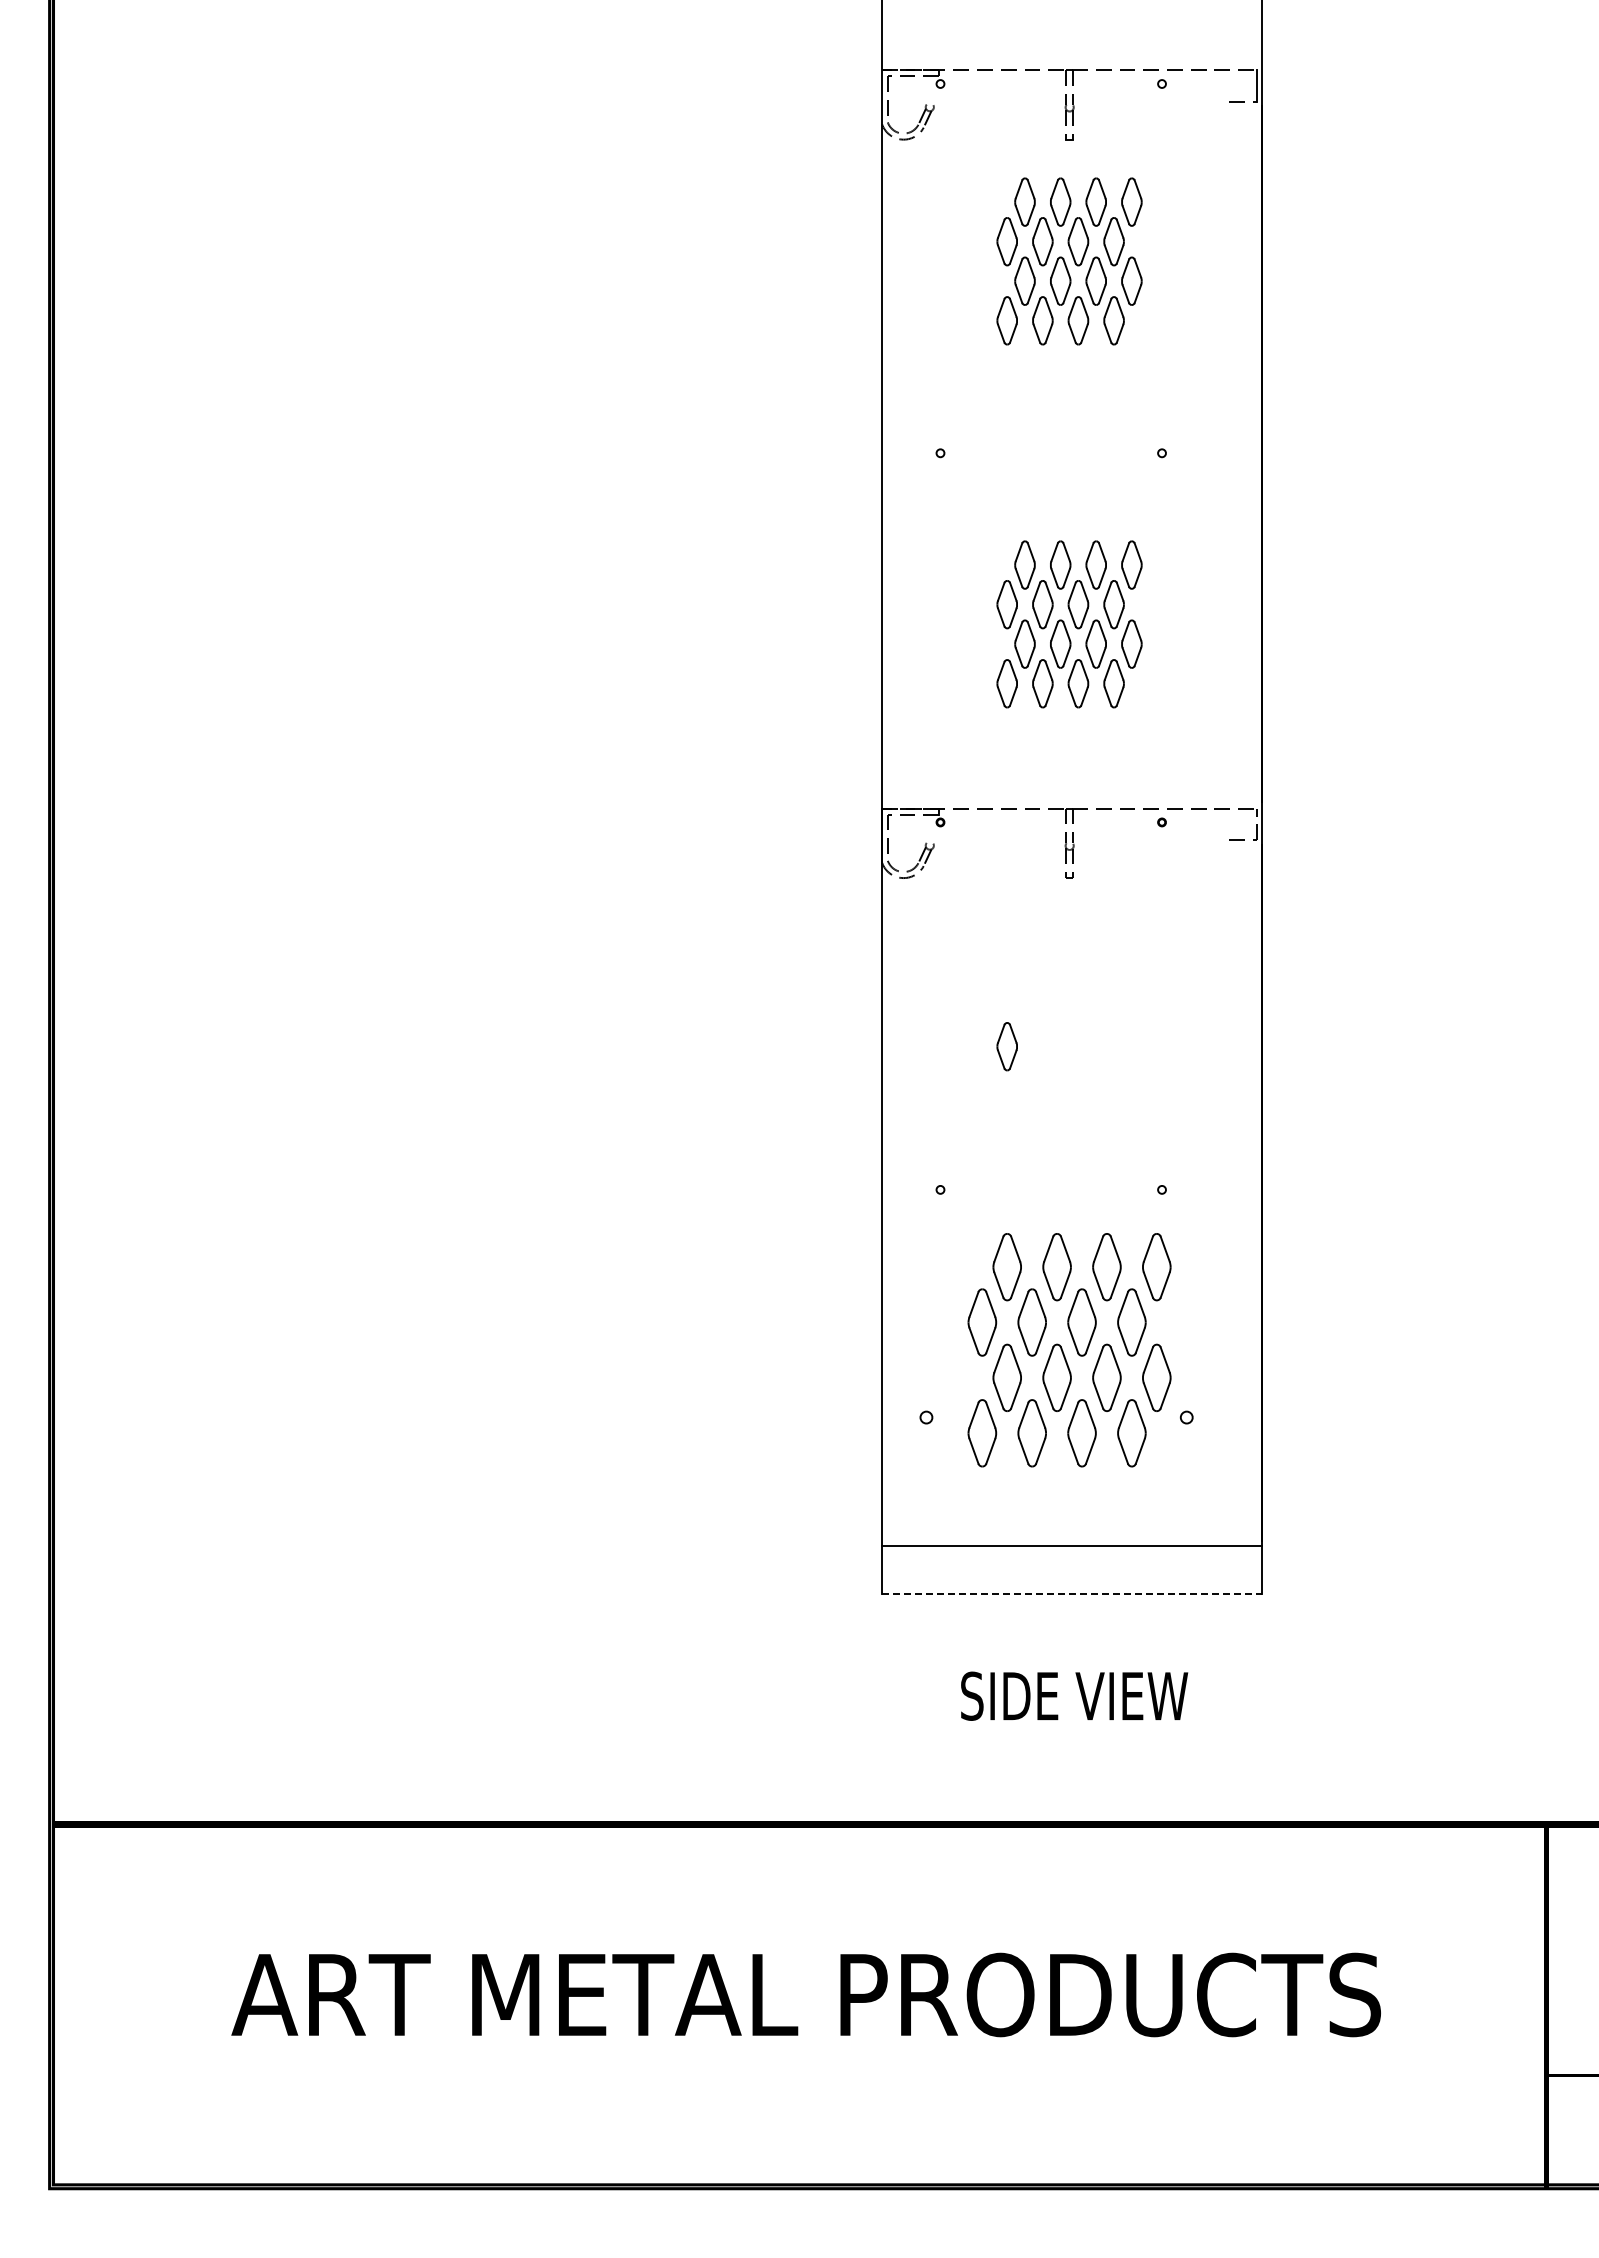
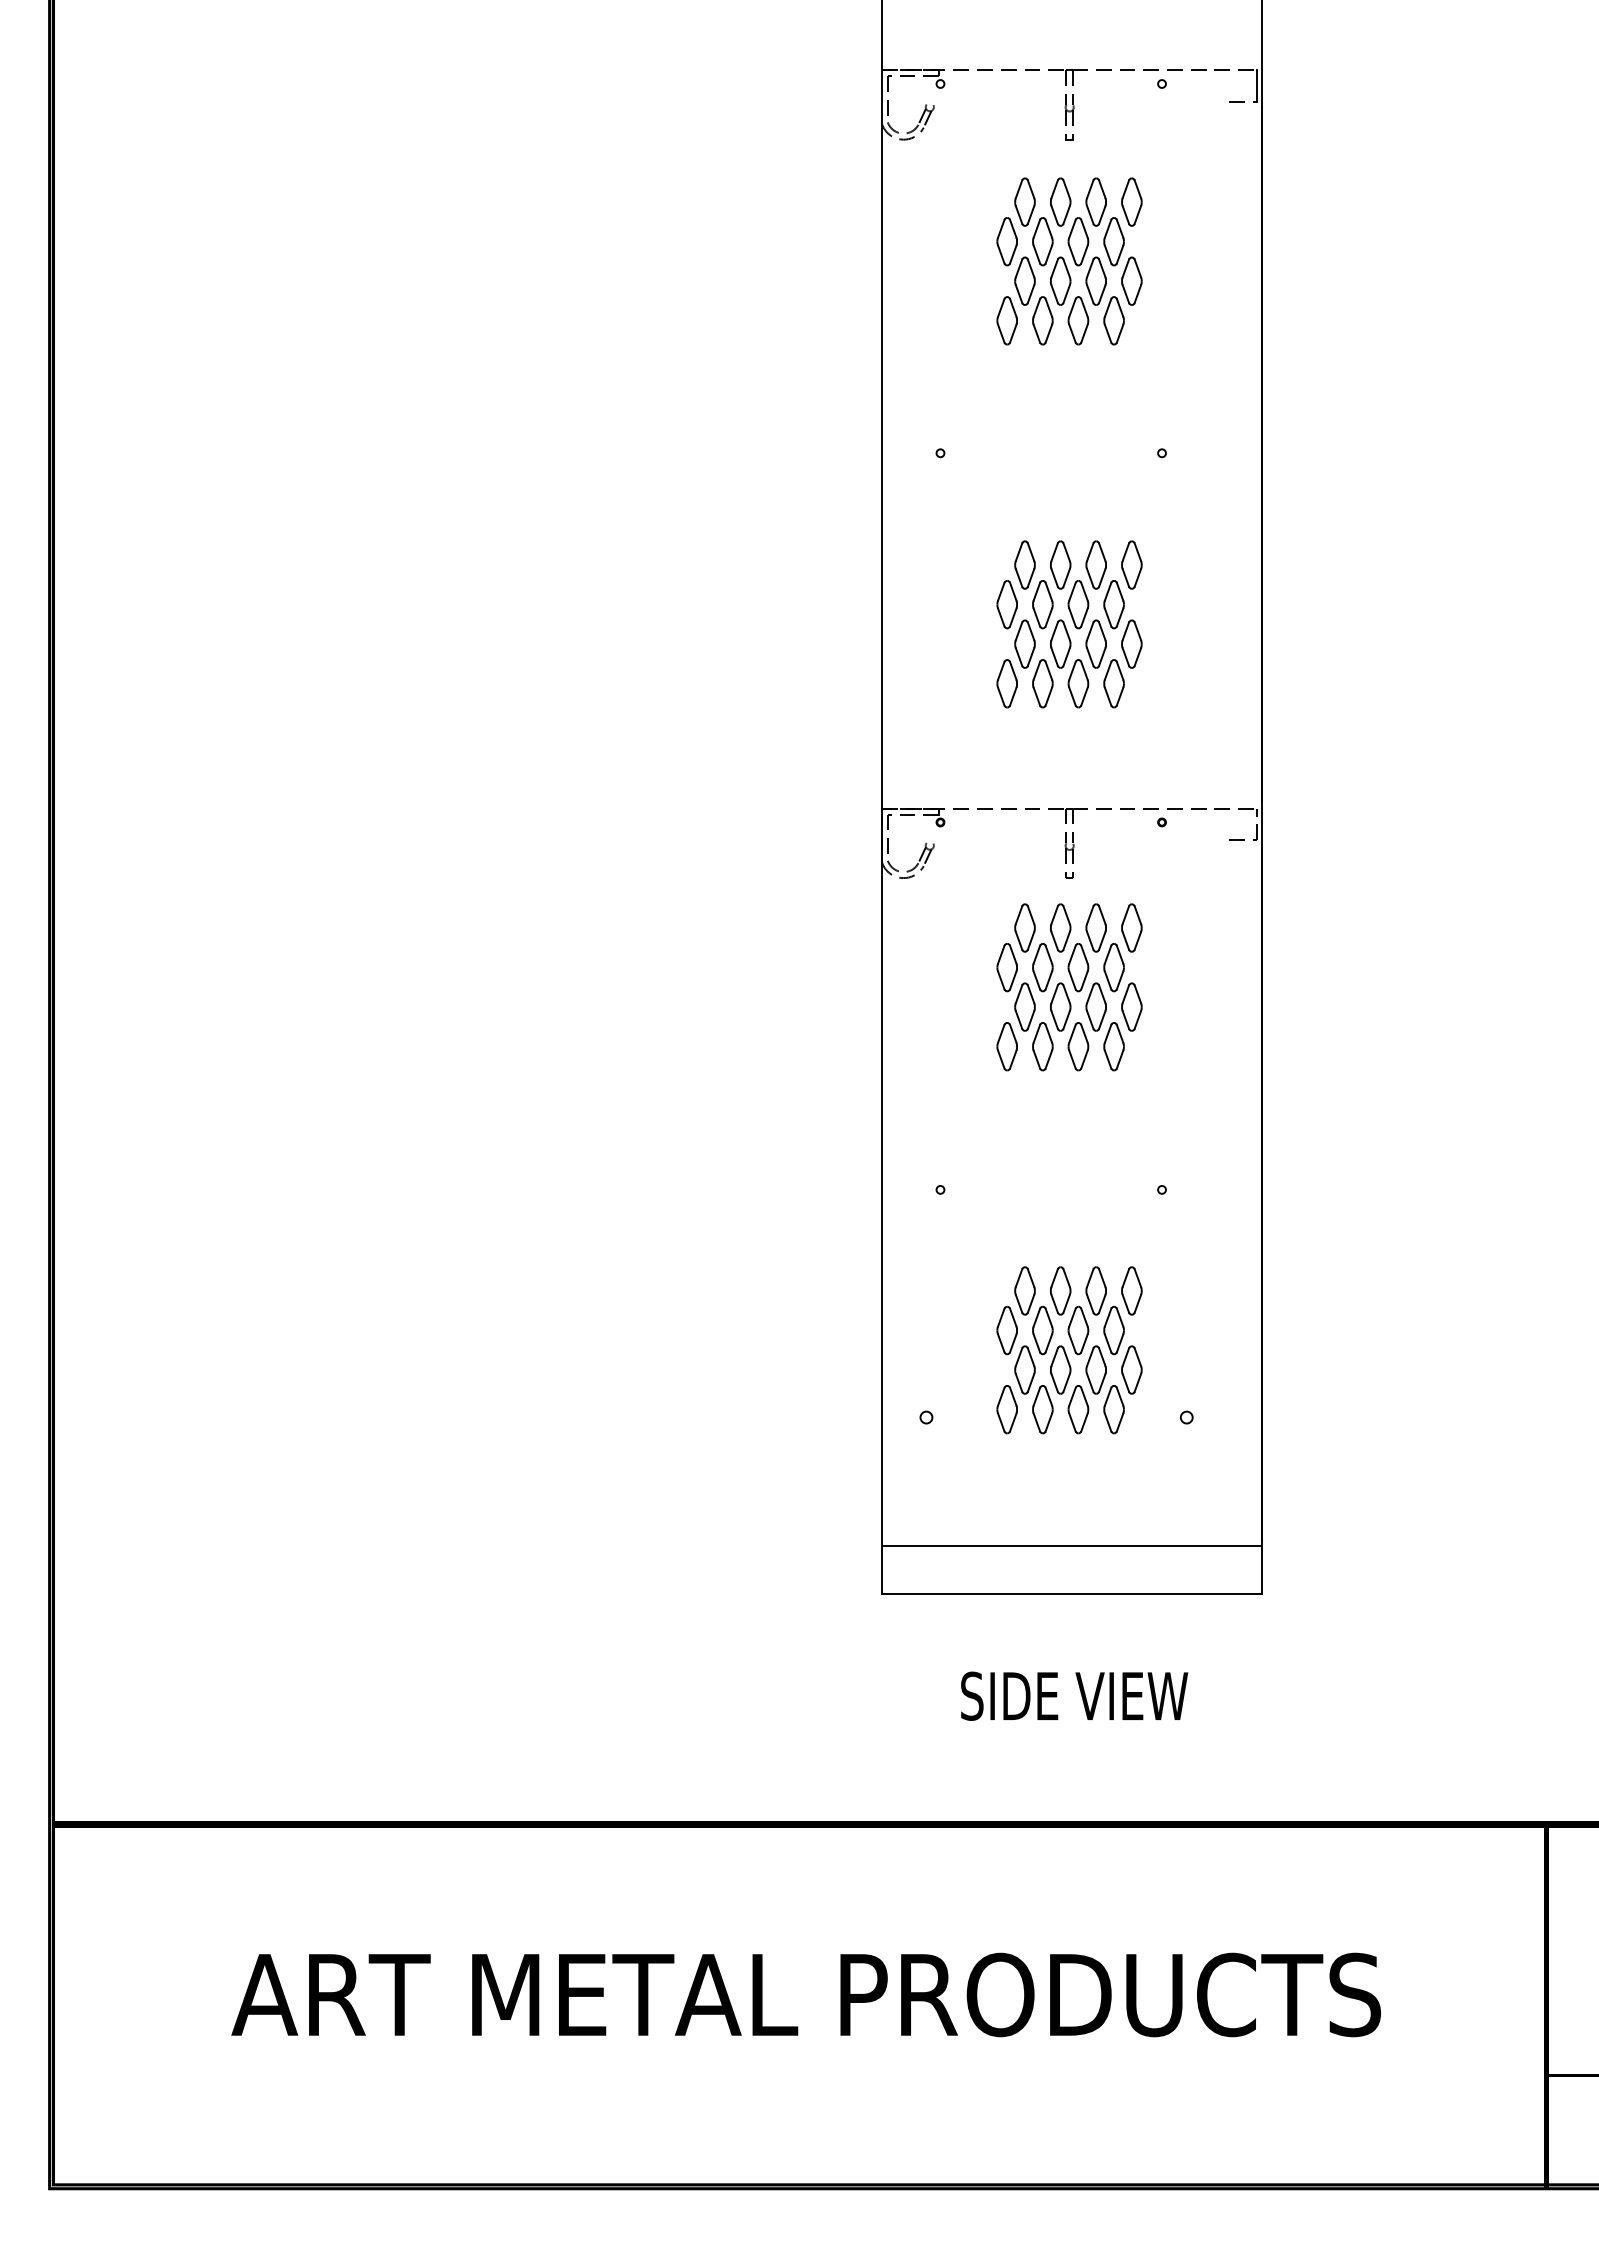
part: none -> present (1069, 987)
part size: 205x235 px -> 147x169 px (1069, 1350)
line: dashed -> solid (1072, 1593)
